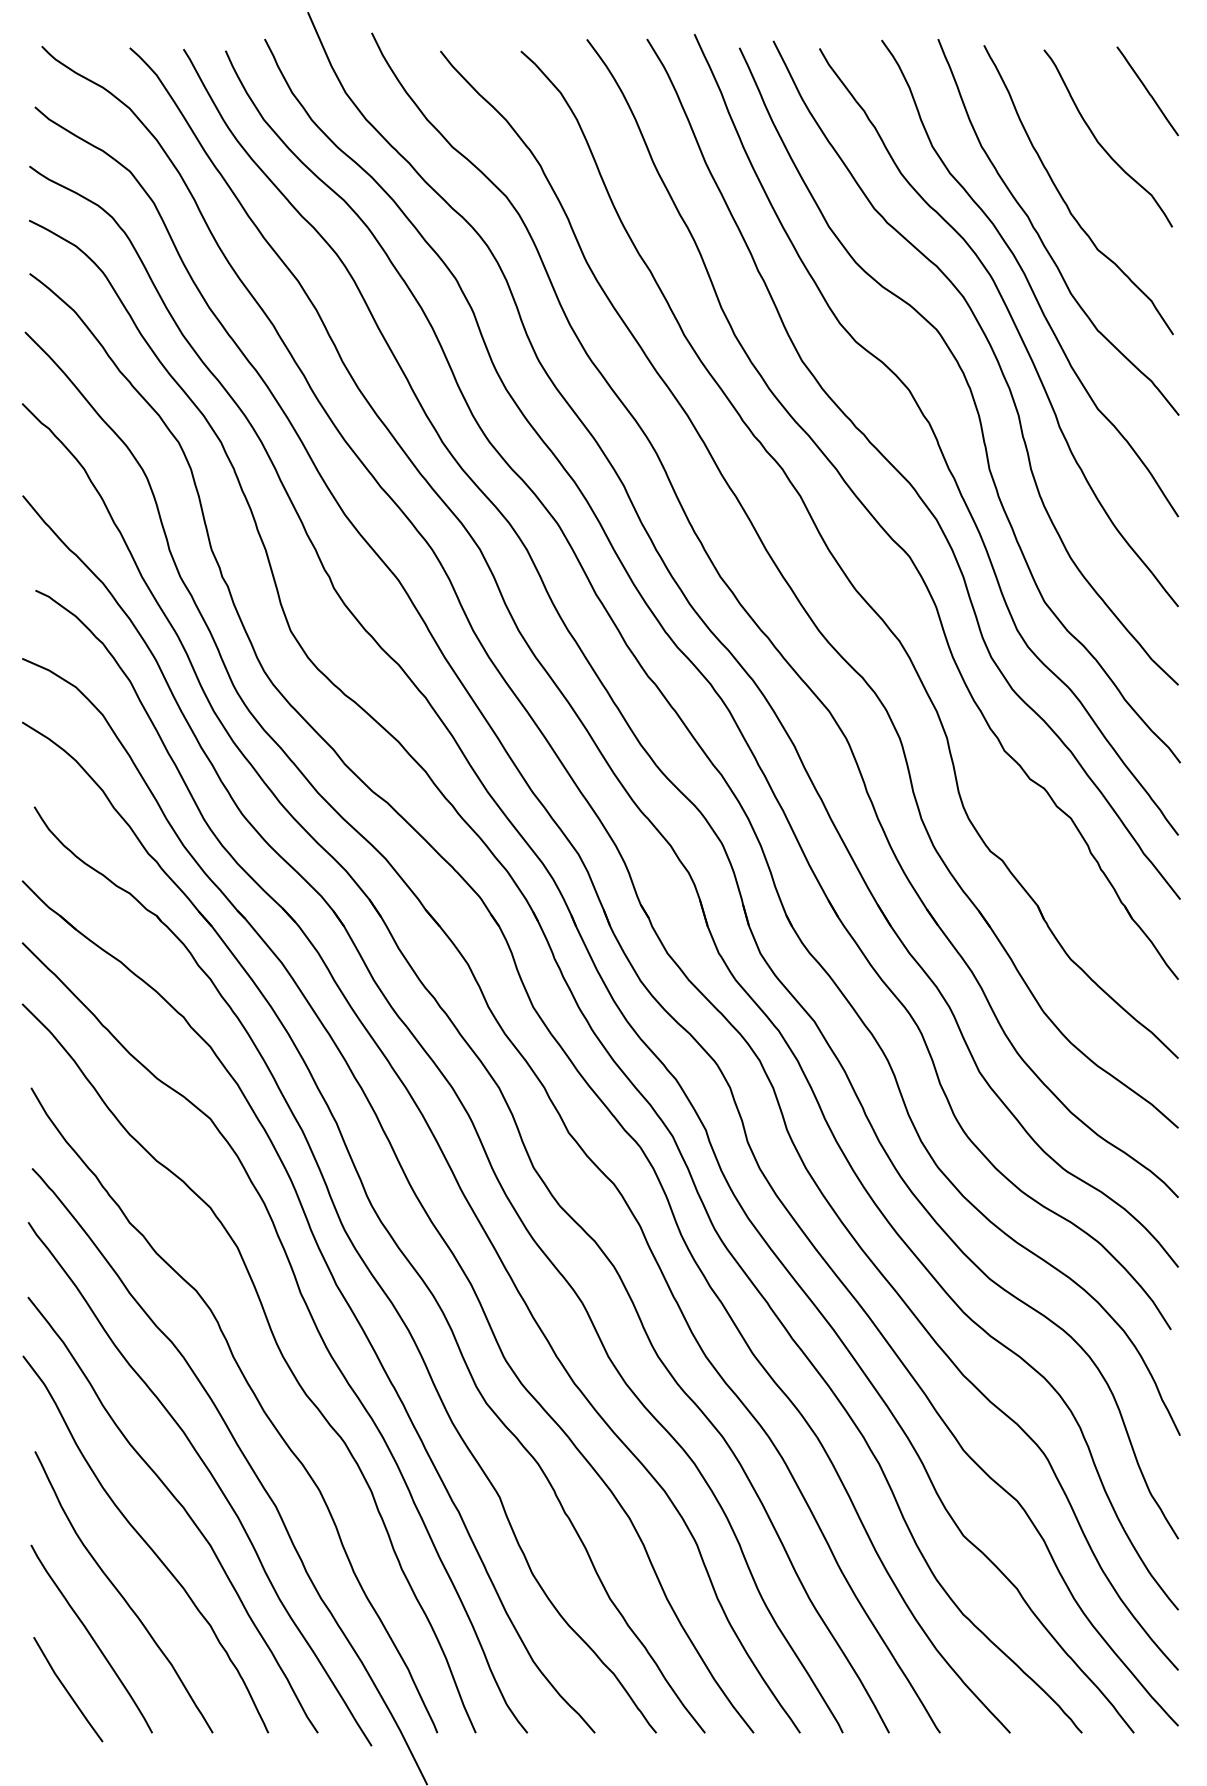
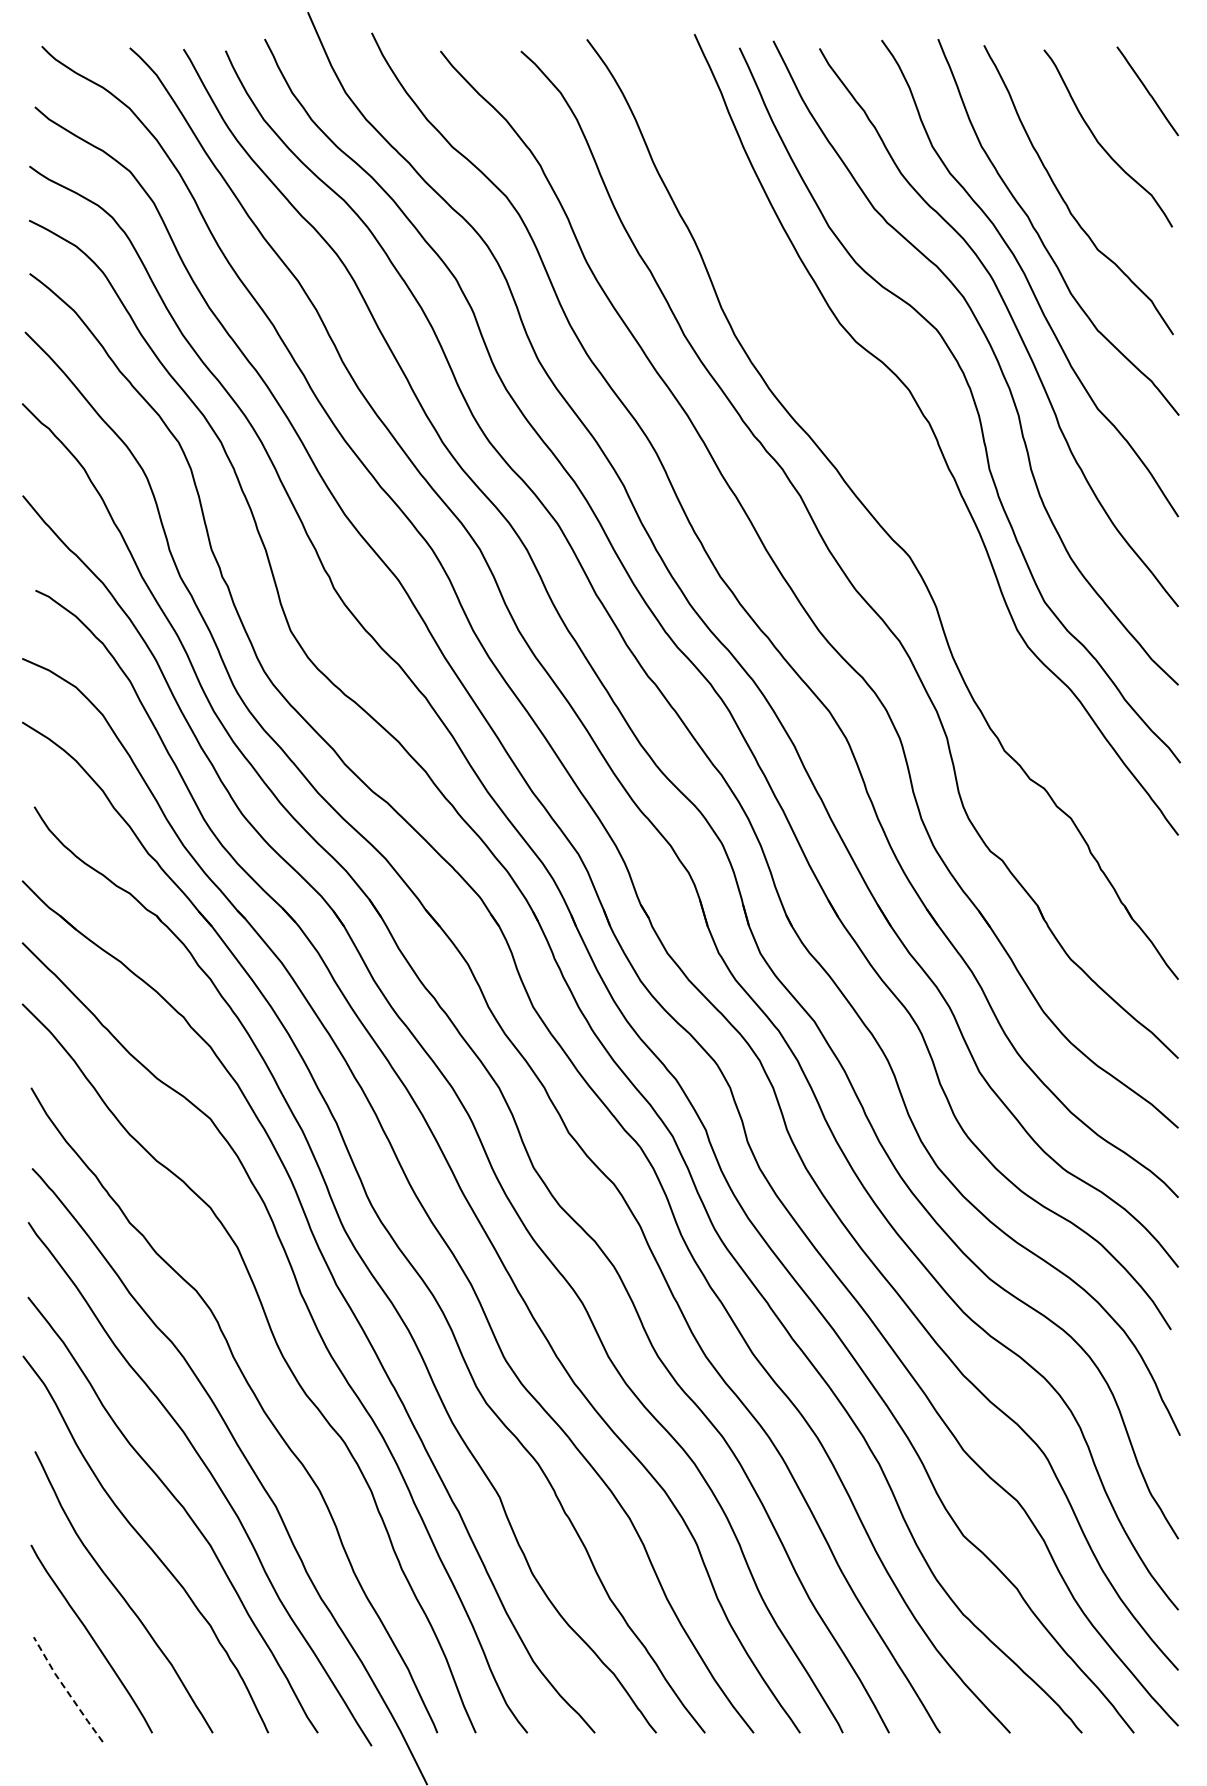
curve: present -> none (904, 476)
line: solid -> dashed (66, 1690)
